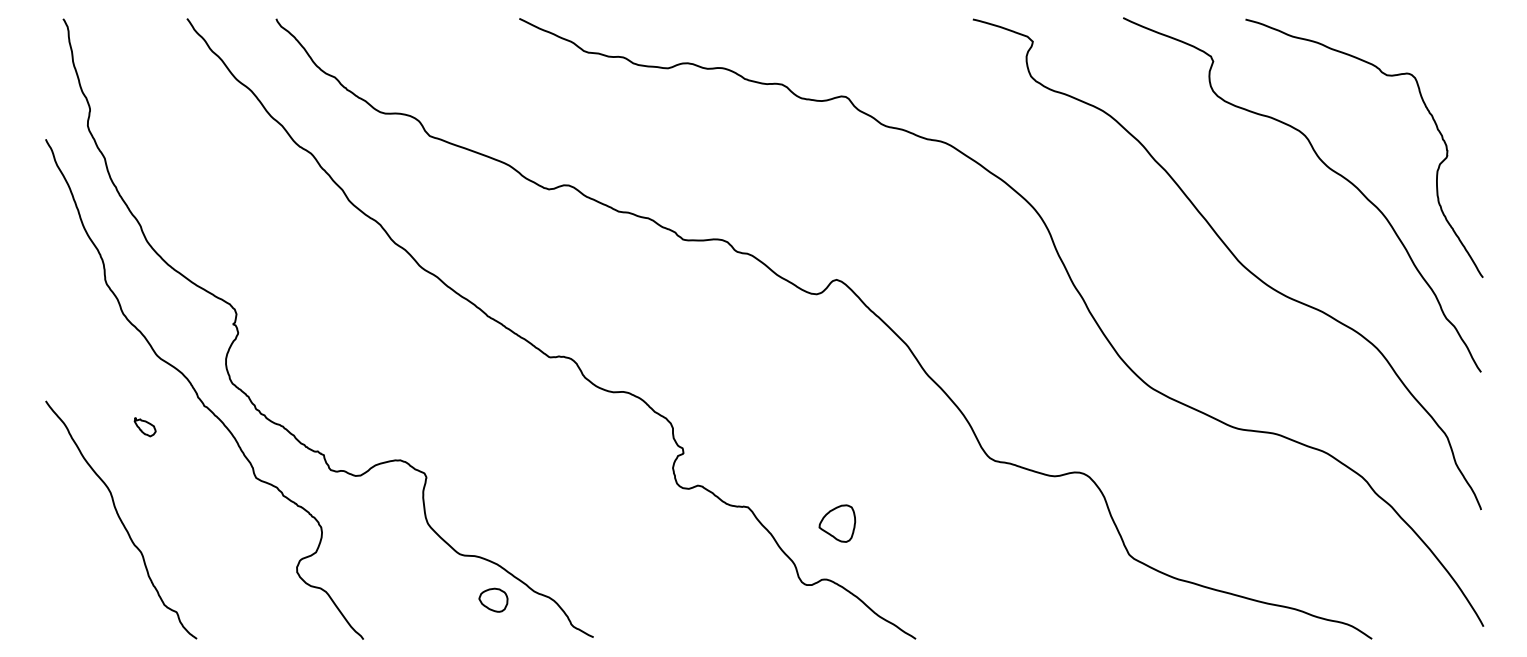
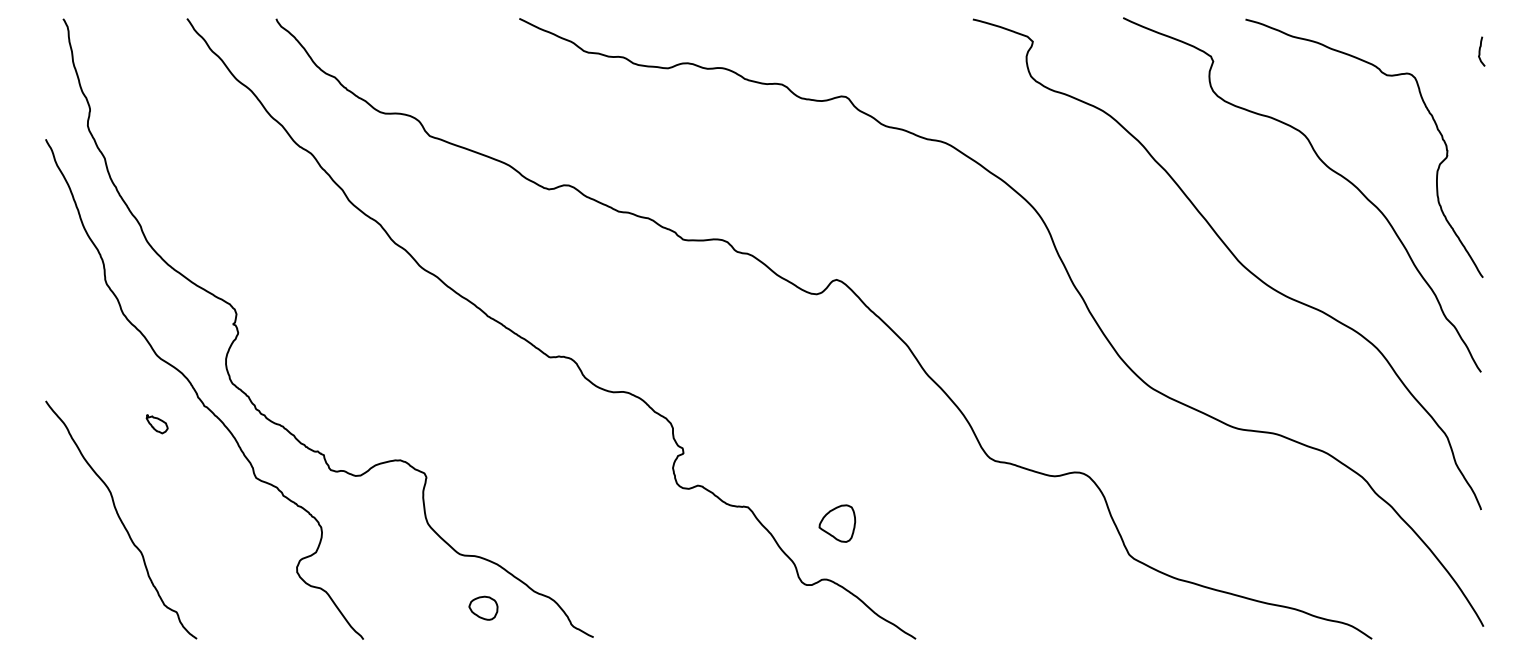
curve: none -> present (1480, 51)
part position: (144, 427) -> (156, 424) (156, 424)
part position: (493, 599) -> (483, 607) (483, 607)
